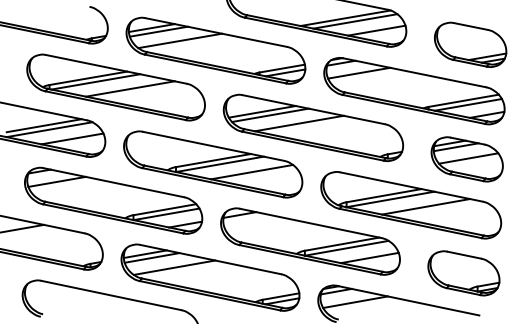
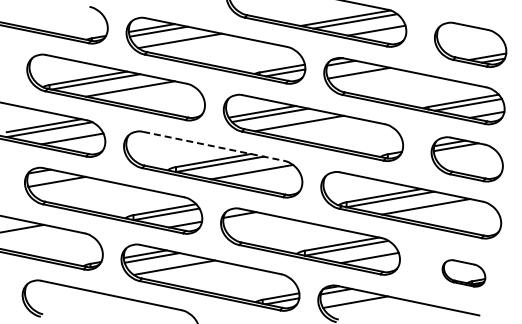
line: solid -> dashed (213, 146)
line: present -> none (468, 158)
part size: 74x47 px -> 46x29 px (463, 273)
